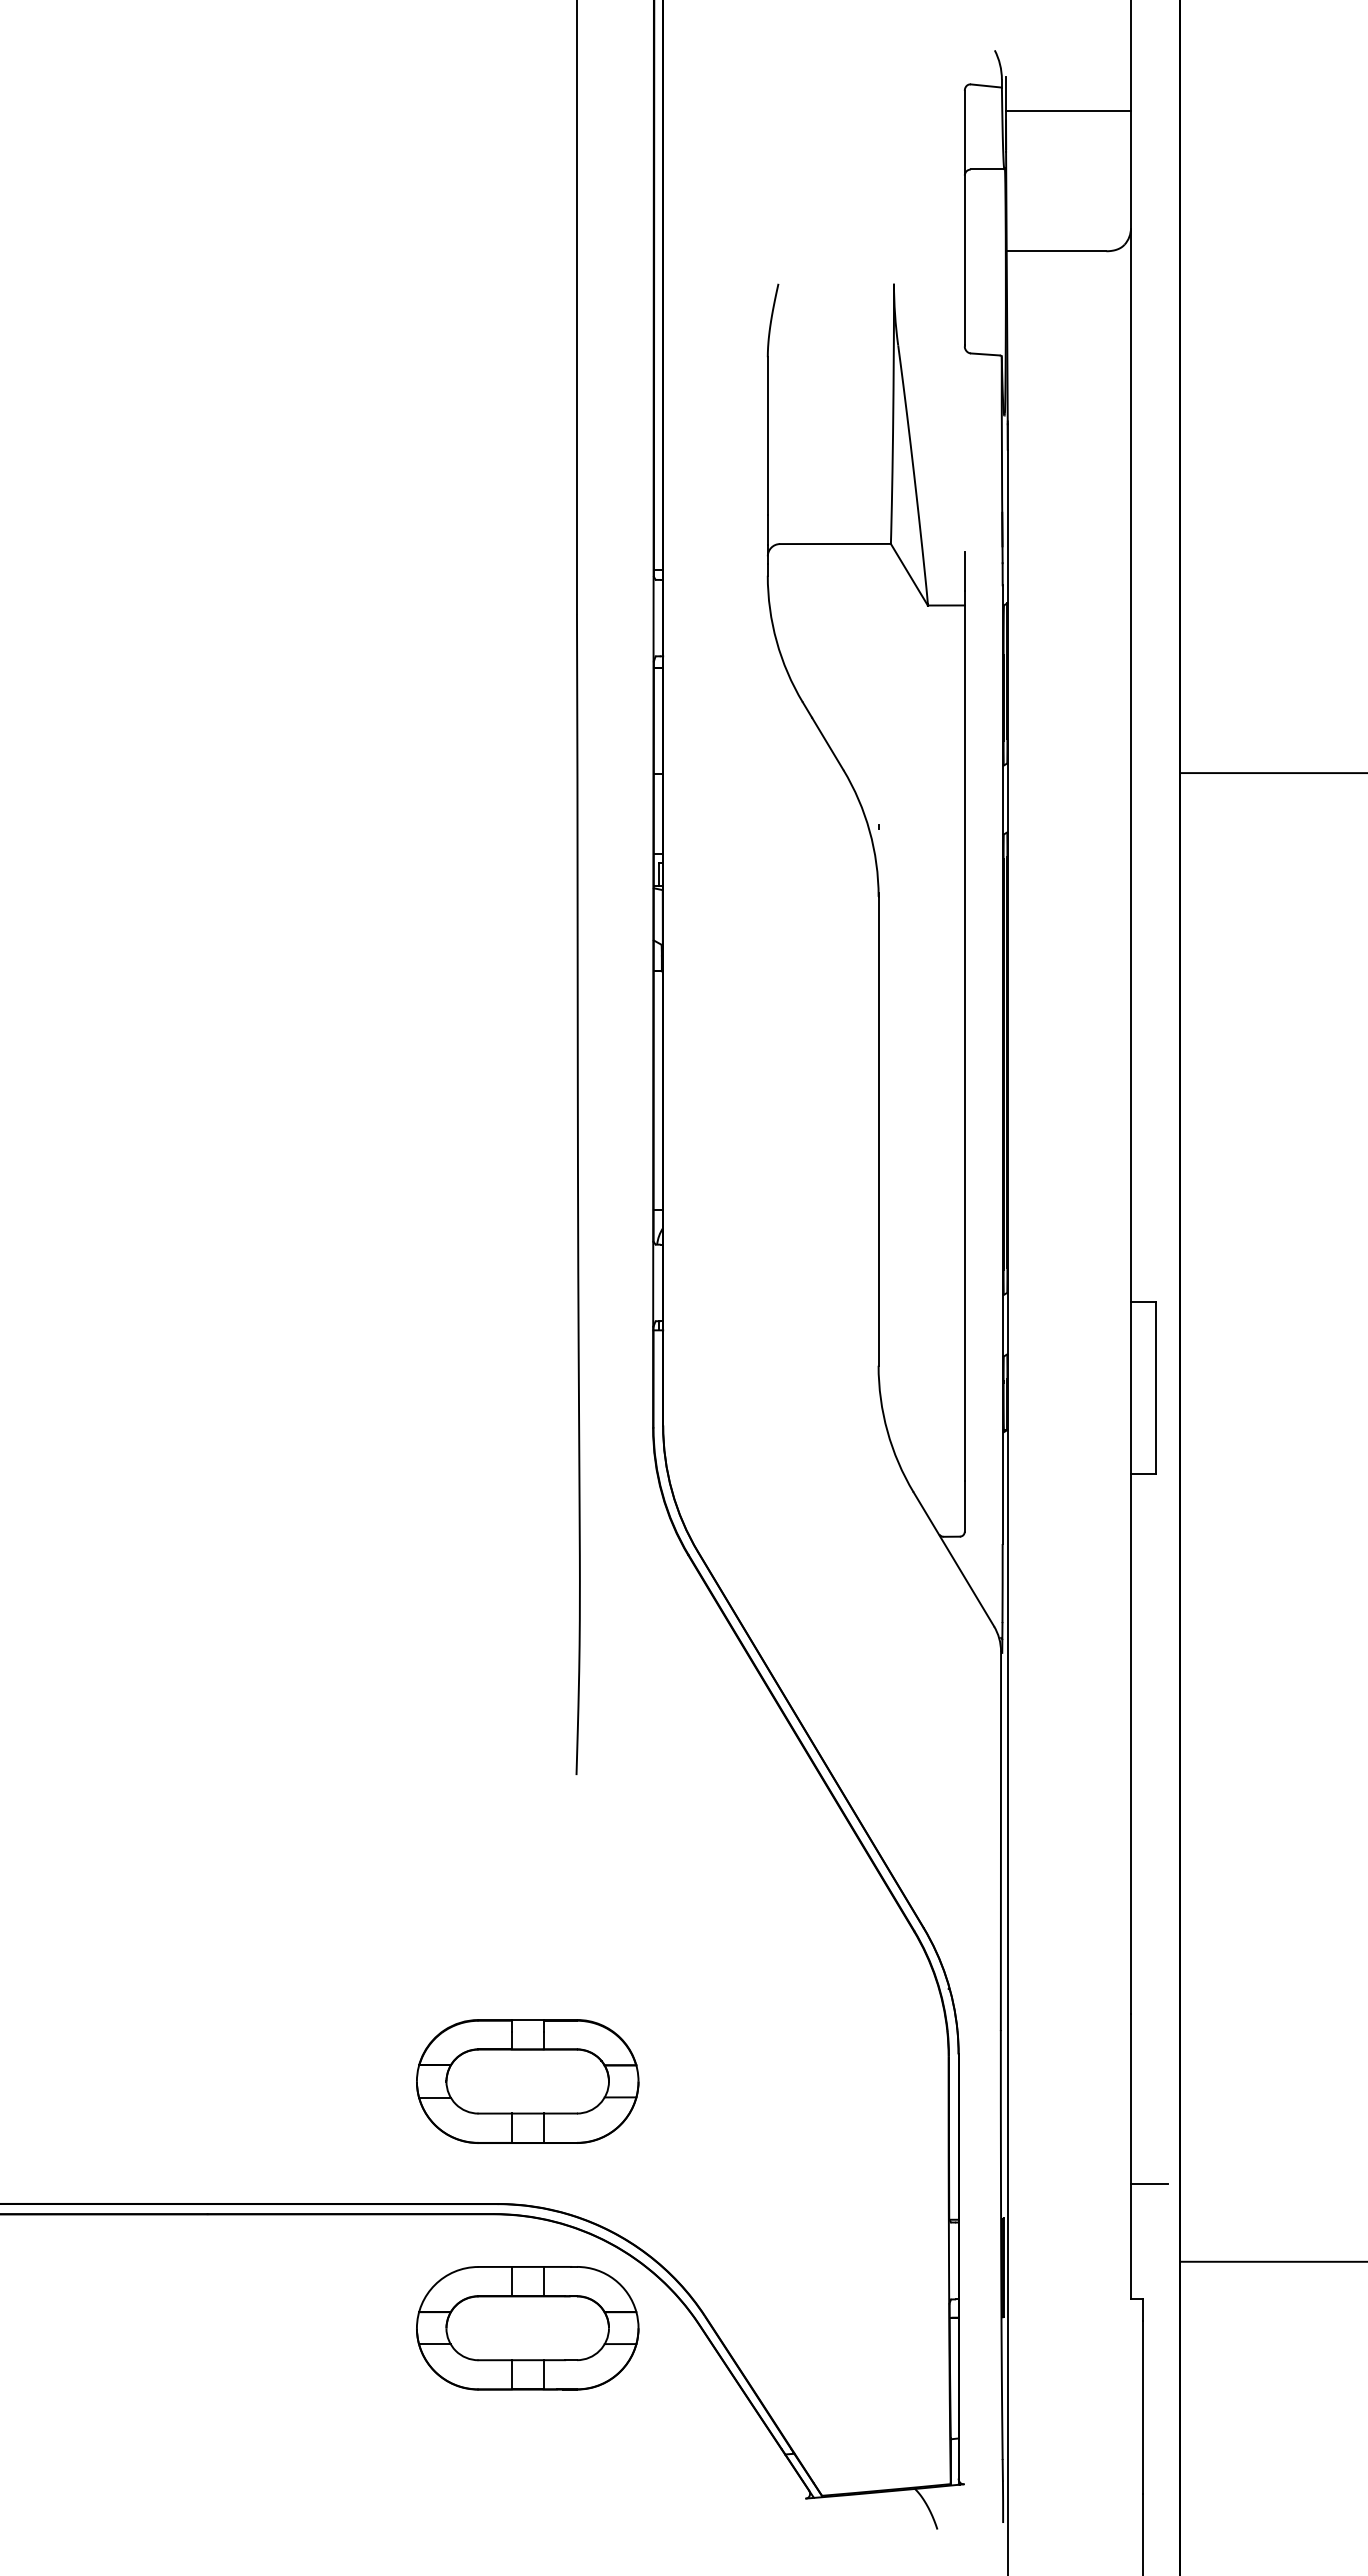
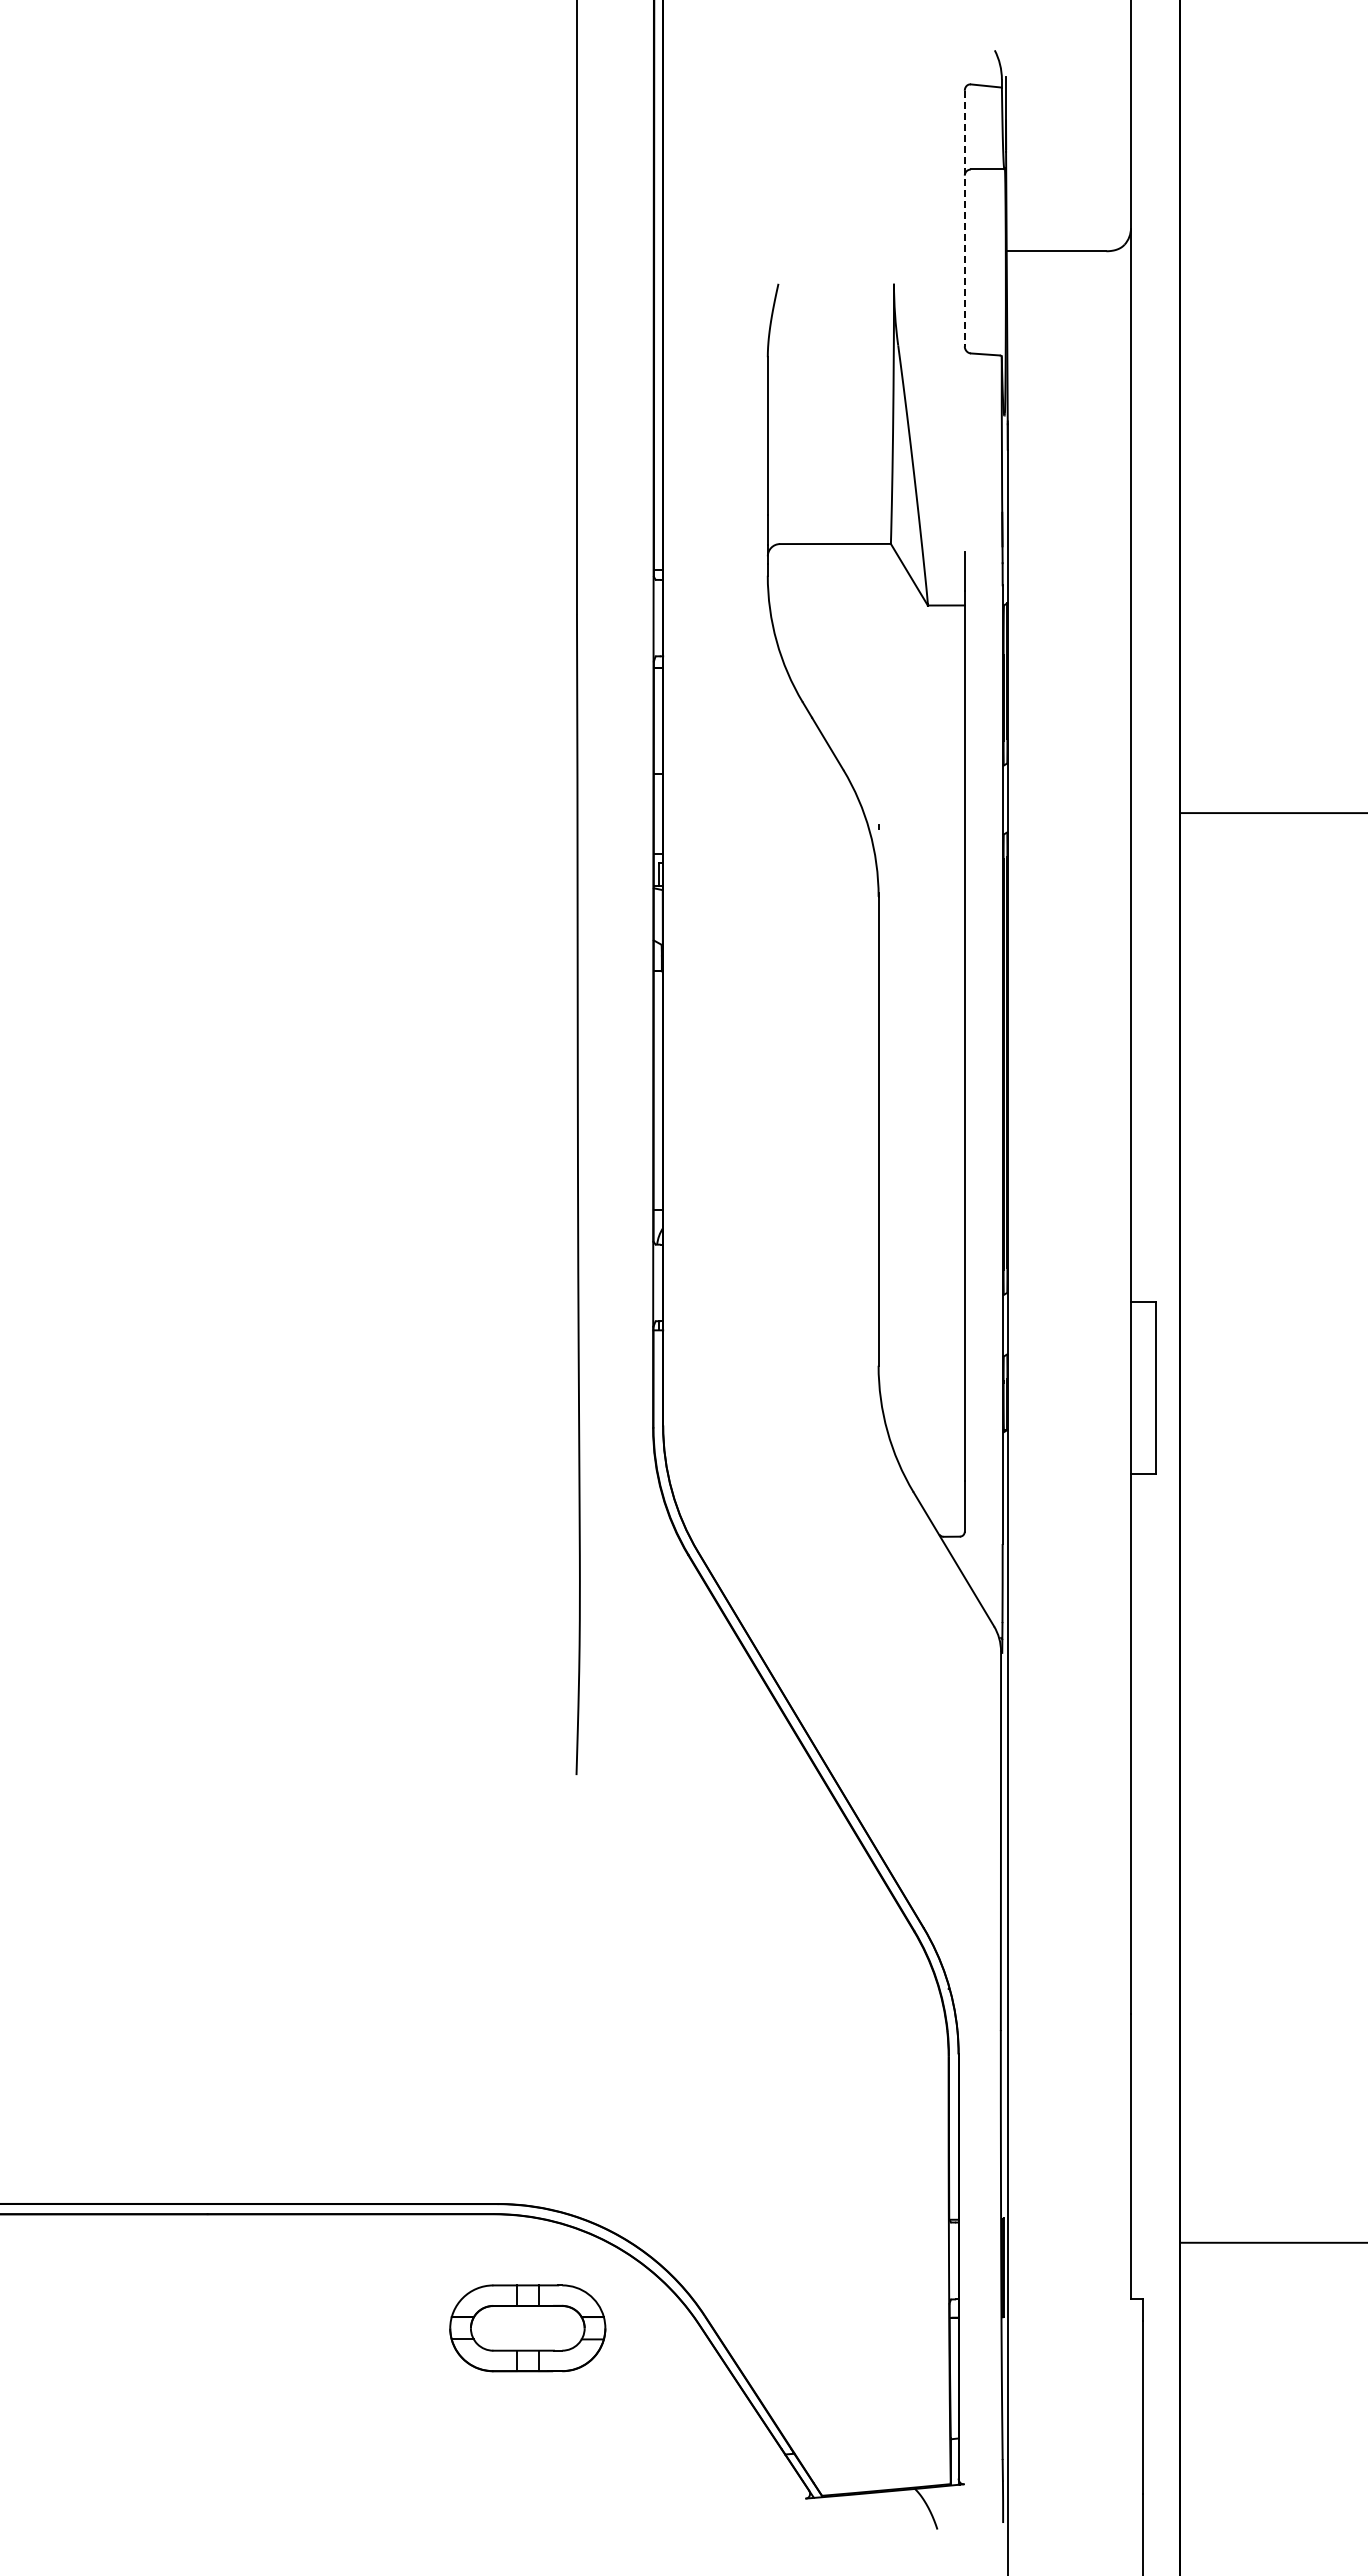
line: present -> none (1068, 111)
line: solid -> dashed (964, 218)
line position: (1272, 773) -> (1272, 813) (1272, 813)
part: present -> none (527, 2081)
line: present -> none (1148, 2183)
line position: (1272, 2261) -> (1272, 2242) (1272, 2242)
part size: 224x125 px -> 158x89 px (527, 2328)
